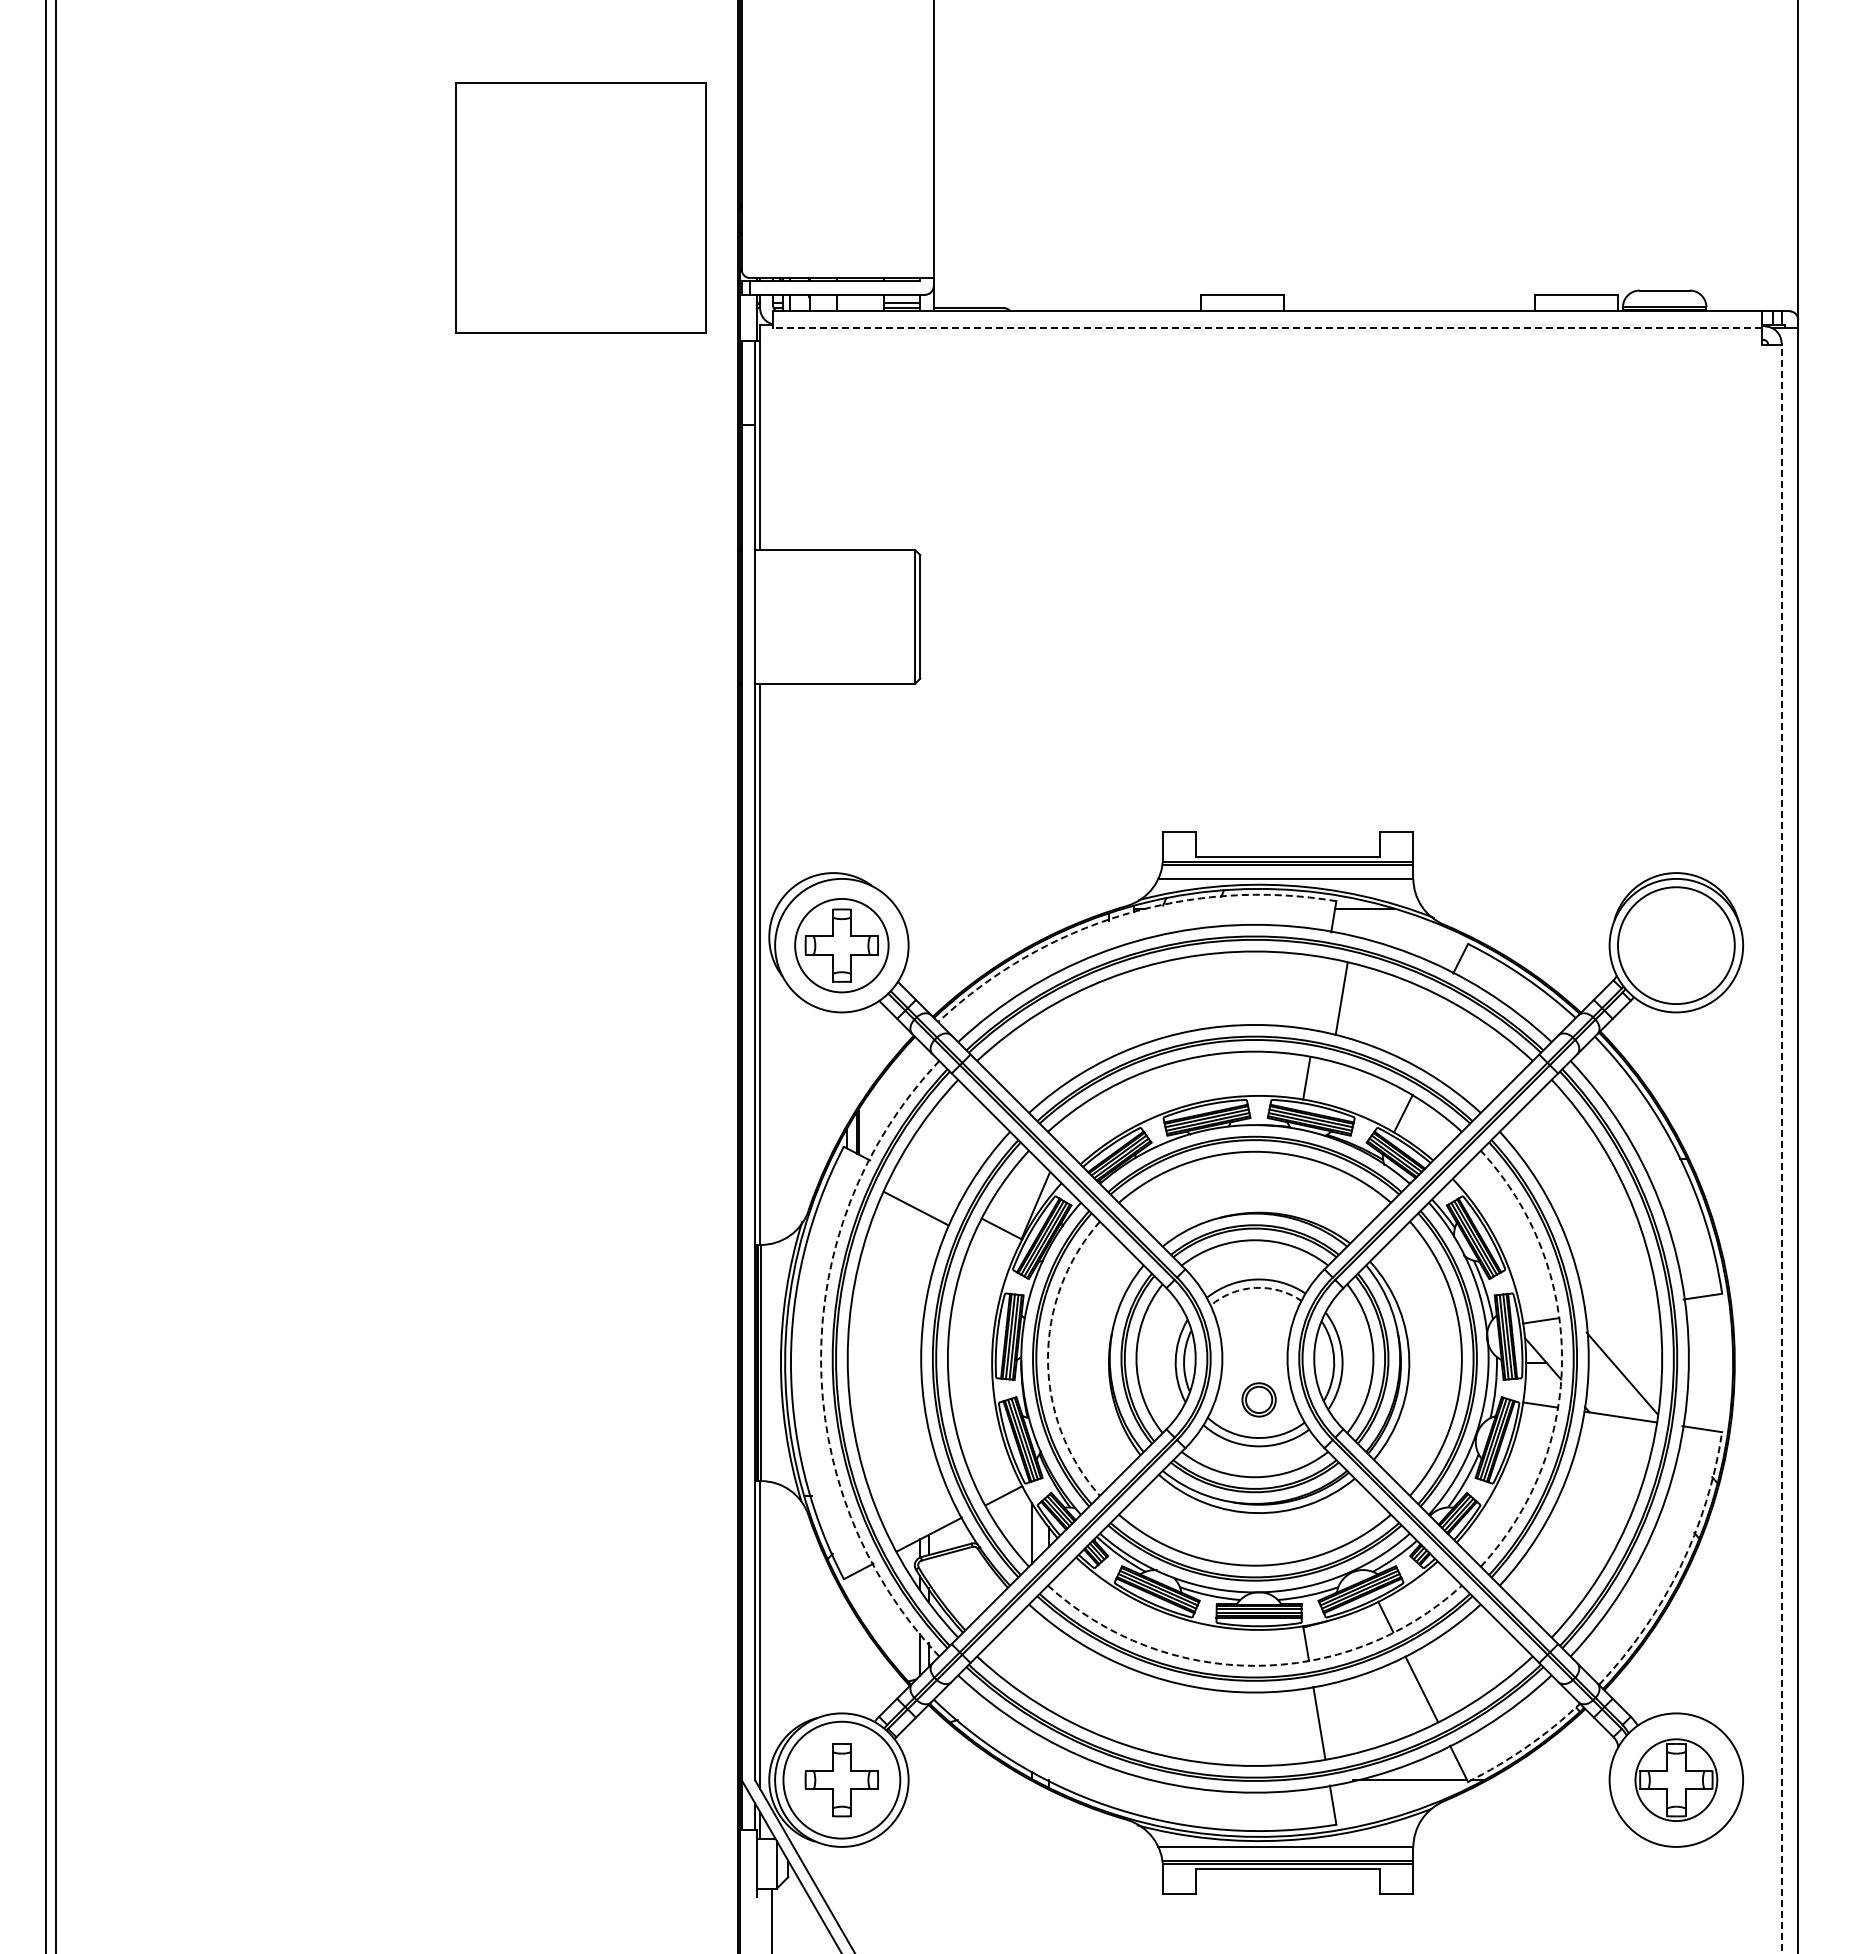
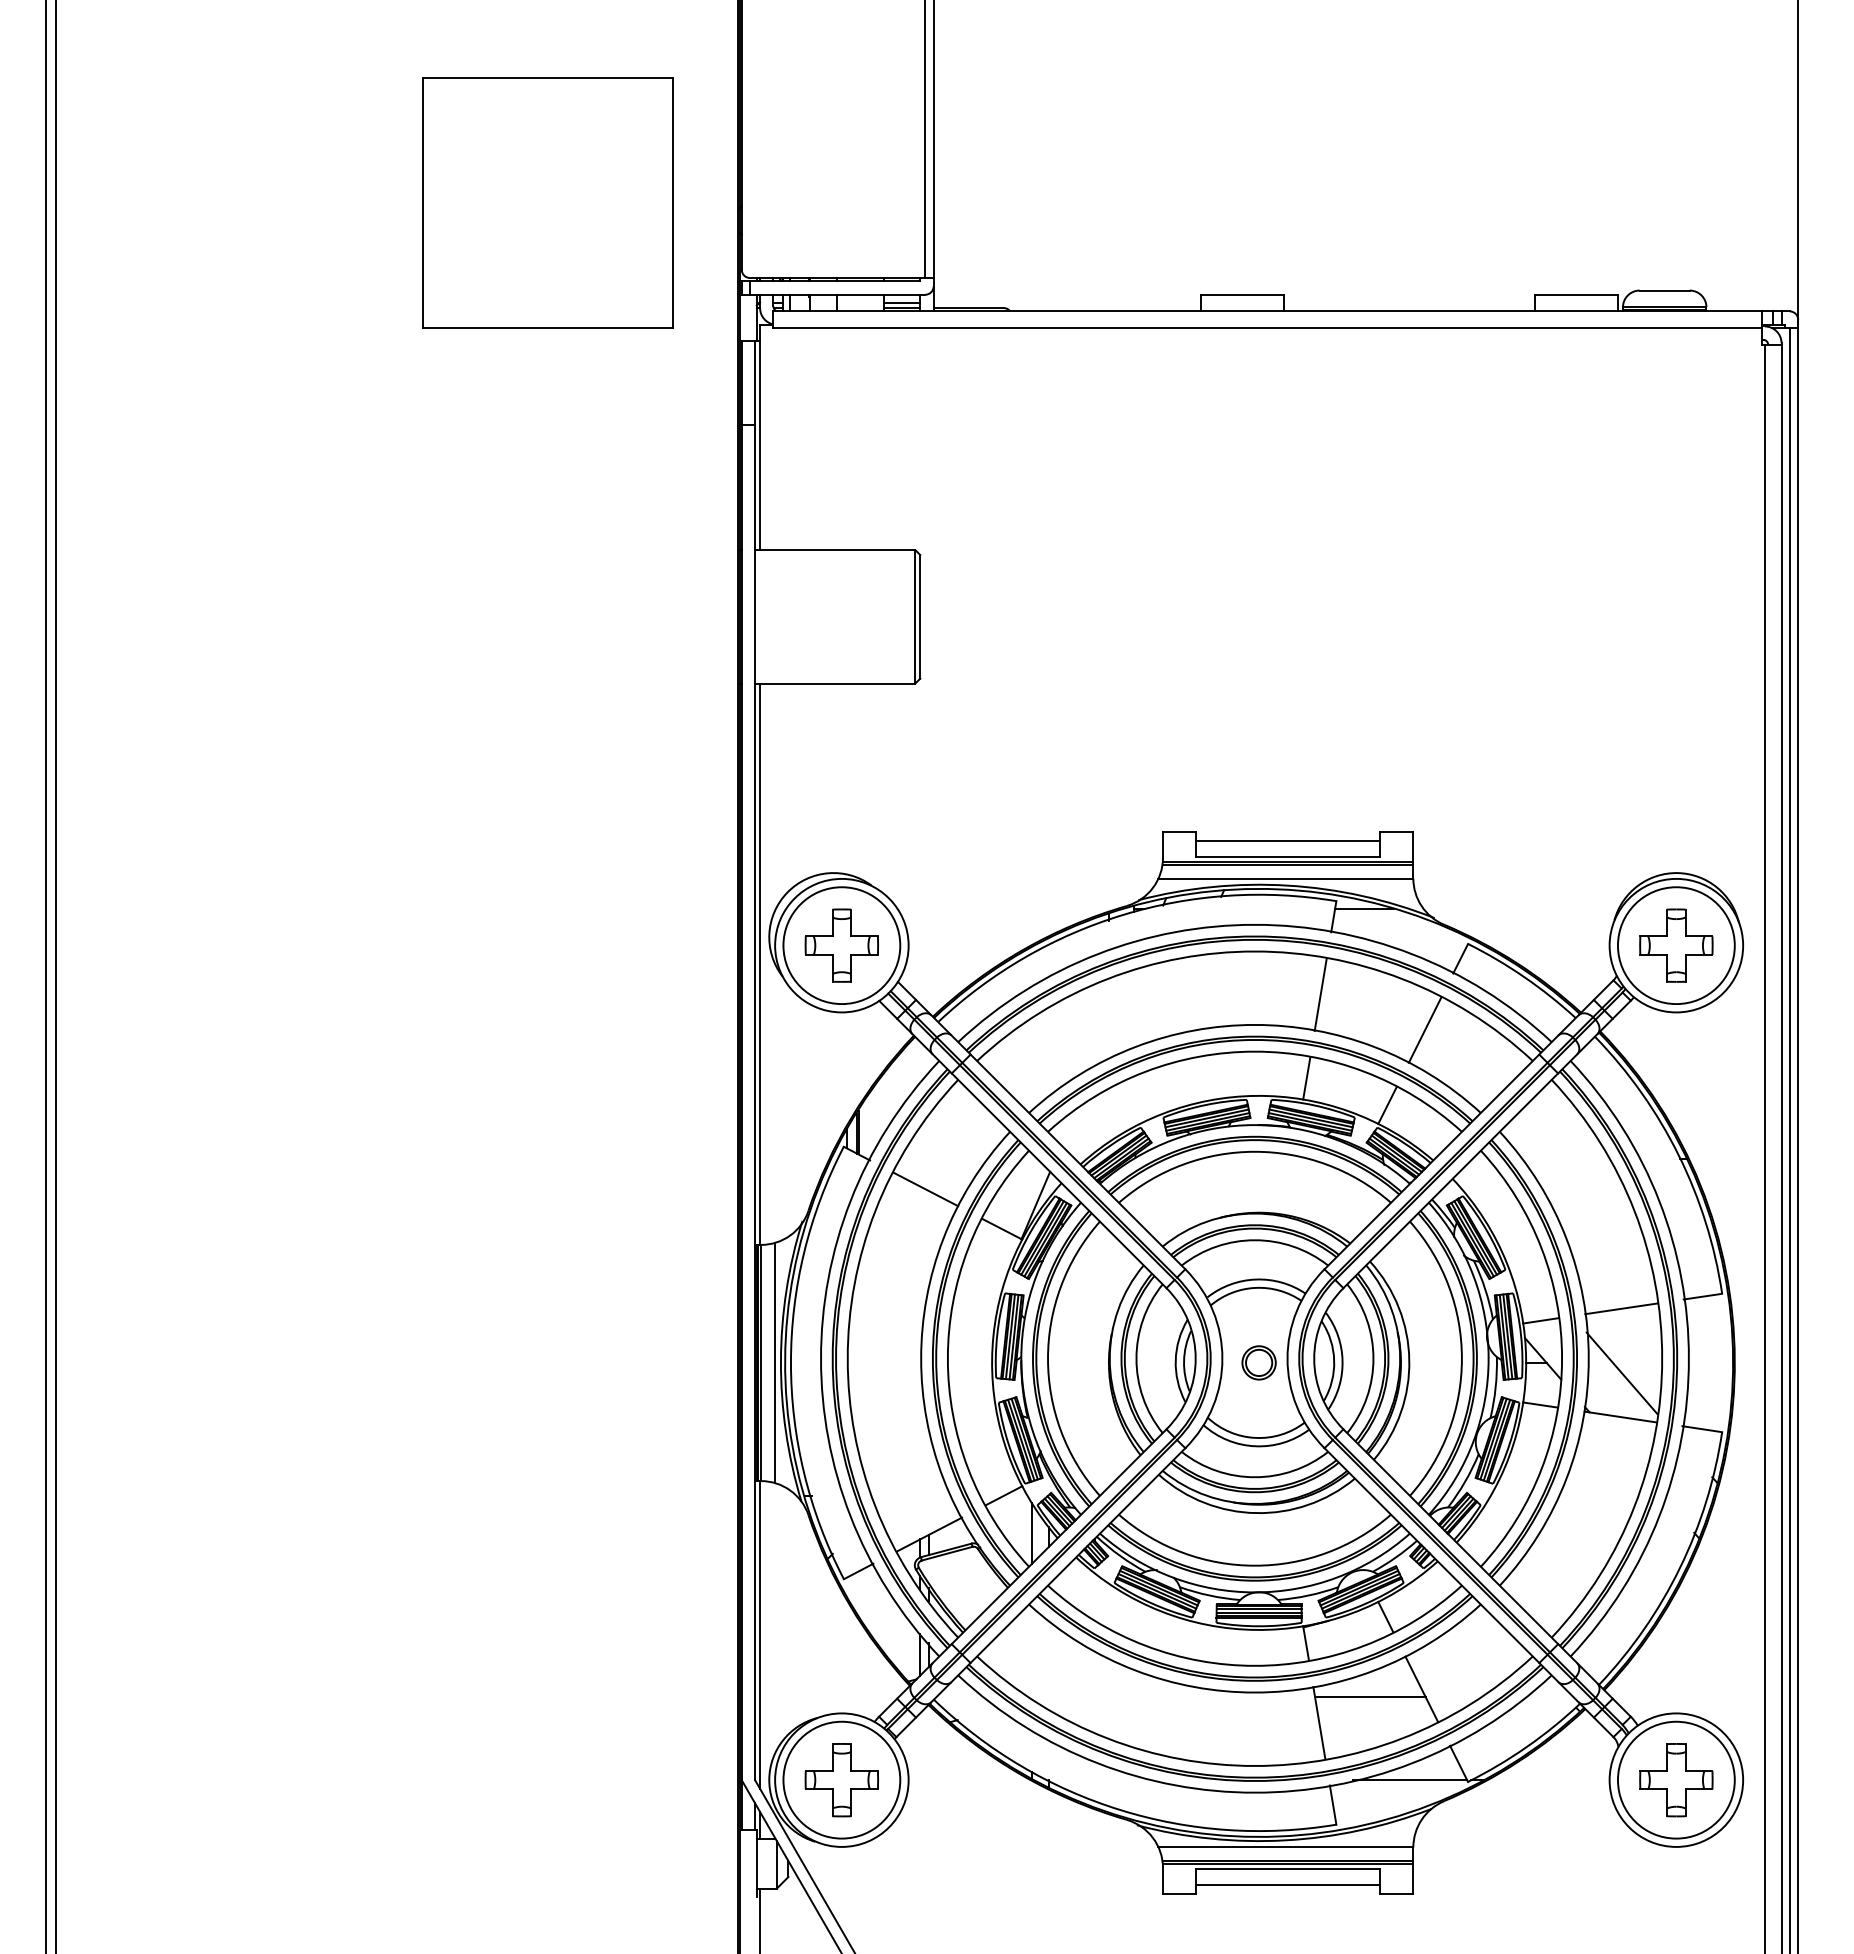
line: none -> present (925, 140)
part position: (580, 207) -> (547, 202) (547, 202)
line: dashed -> solid (1266, 328)
line: none -> present (1287, 840)
arc: dashed -> solid (1123, 914)
circle diameter: 93 px -> 117 px (841, 945)
part: none -> present (1676, 945)
line position: (1341, 998) -> (1320, 994) (1320, 994)
line: none -> present (1424, 1029)
line position: (1403, 1112) -> (1387, 1104) (1387, 1104)
line: none -> present (1789, 1139)
line: none -> present (1764, 1147)
line: dashed -> solid (1781, 1147)
line position: (915, 1208) -> (925, 1189) (925, 1189)
arc: dashed -> solid (1255, 1287)
line: none -> present (1621, 1308)
arc: dashed -> solid (821, 1358)
arc: dashed -> solid (1048, 1358)
arc: dashed -> solid (1562, 1358)
line: none -> present (775, 1362)
part position: (1258, 1399) -> (1258, 1362) (1258, 1362)
arc: dashed -> solid (1680, 1567)
arc: dashed -> solid (1254, 1665)
line: none -> present (1370, 1696)
arc: dashed -> solid (1526, 1746)
circle diameter: 82 px -> 117 px (1675, 1779)
line: none -> present (1287, 1885)
line position: (772, 1919) -> (760, 1919) (760, 1919)
